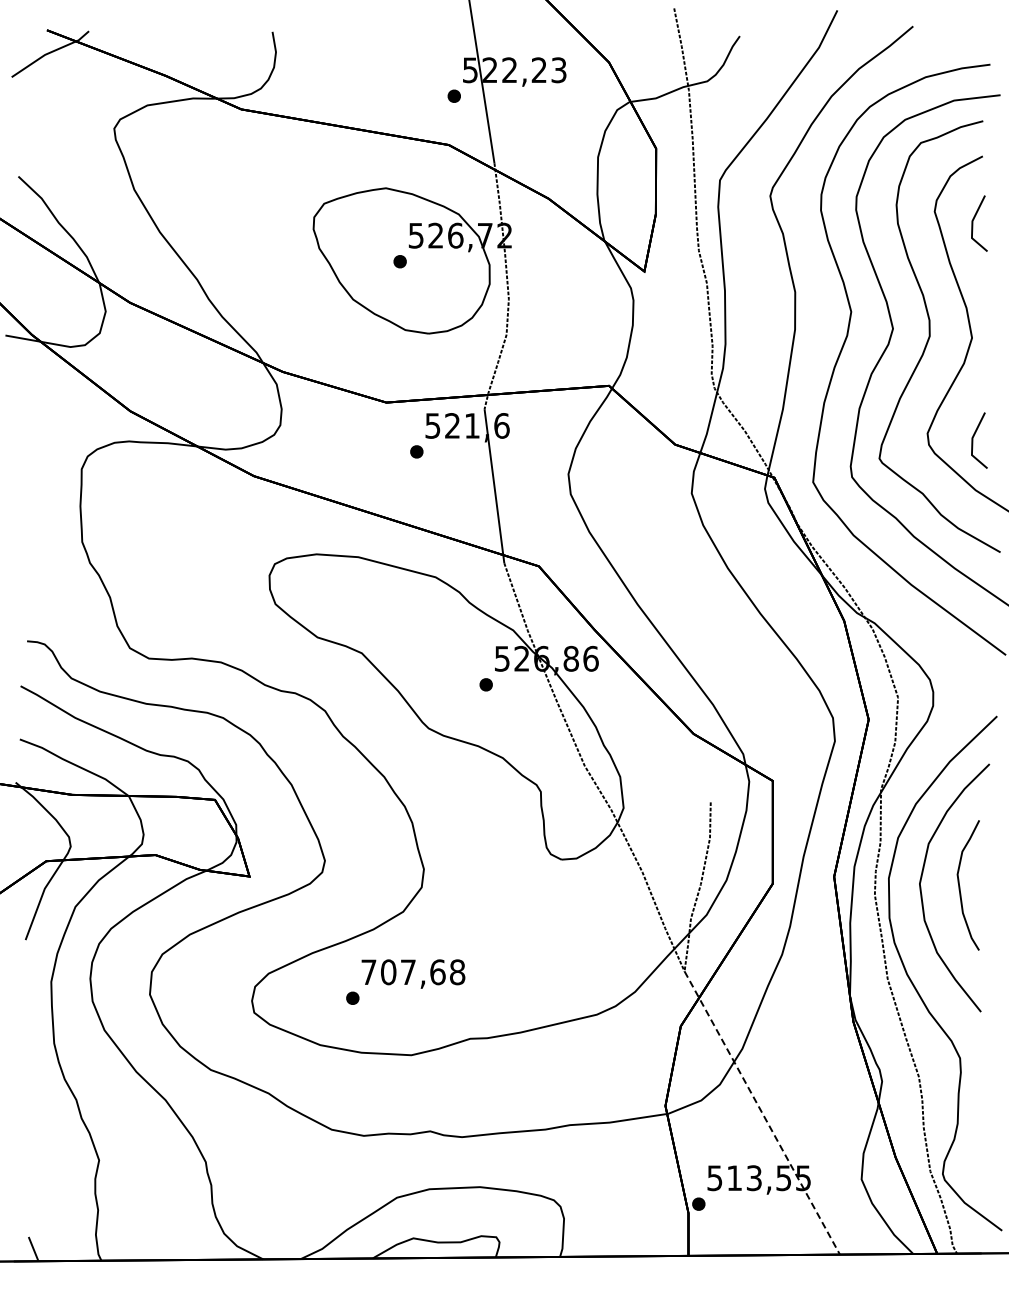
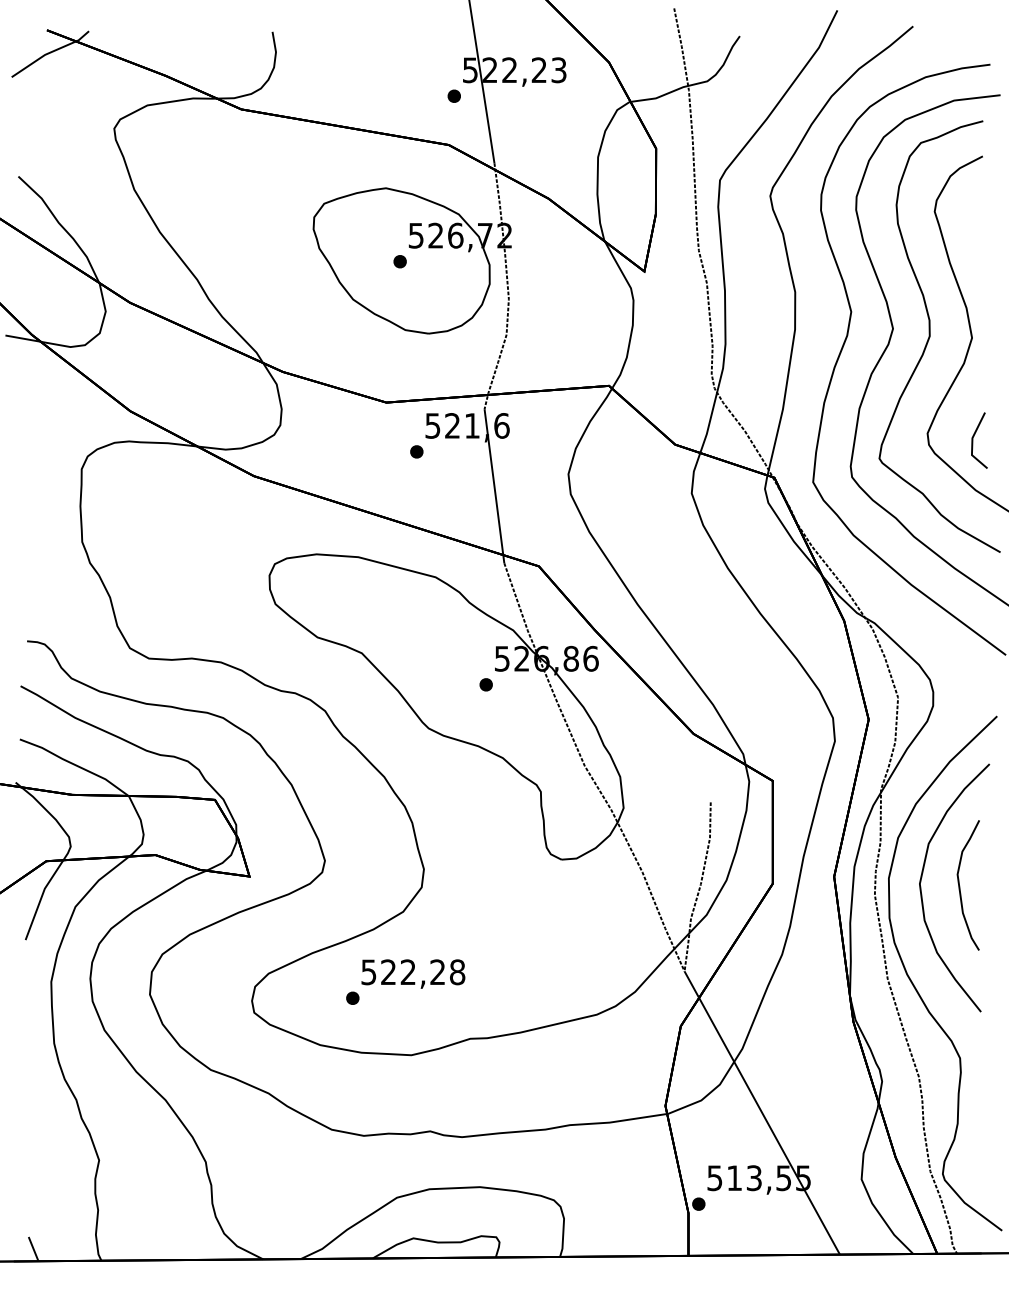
part: present -> none (979, 223)
text: 707,68 -> 522,28 (403, 972)
line: dashed -> solid (762, 1113)
